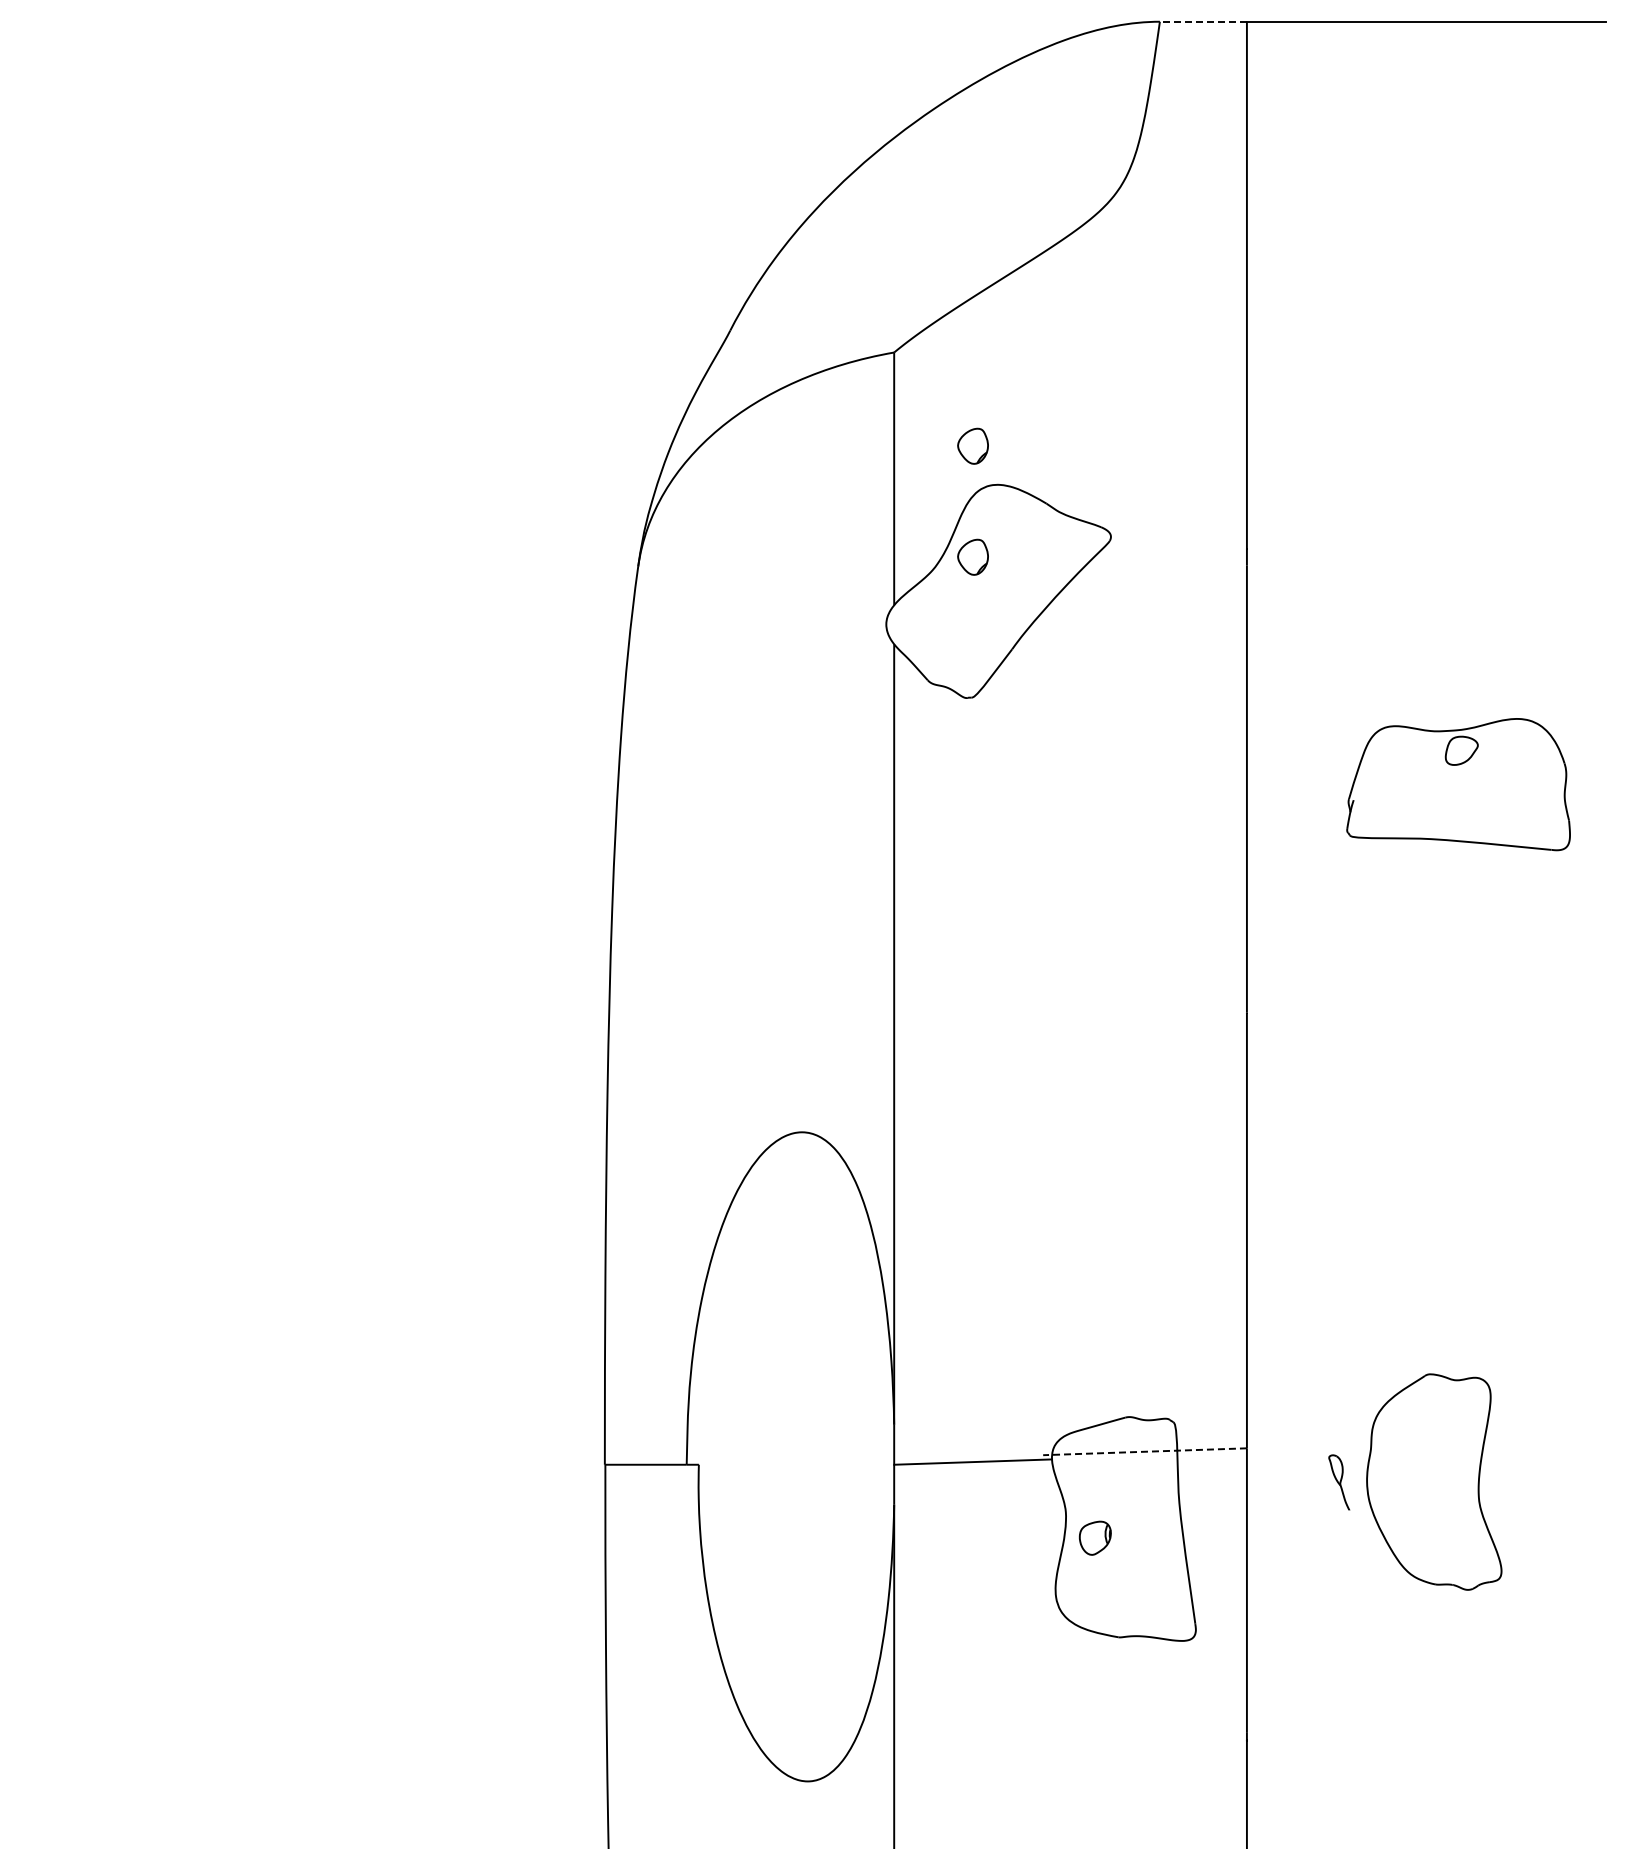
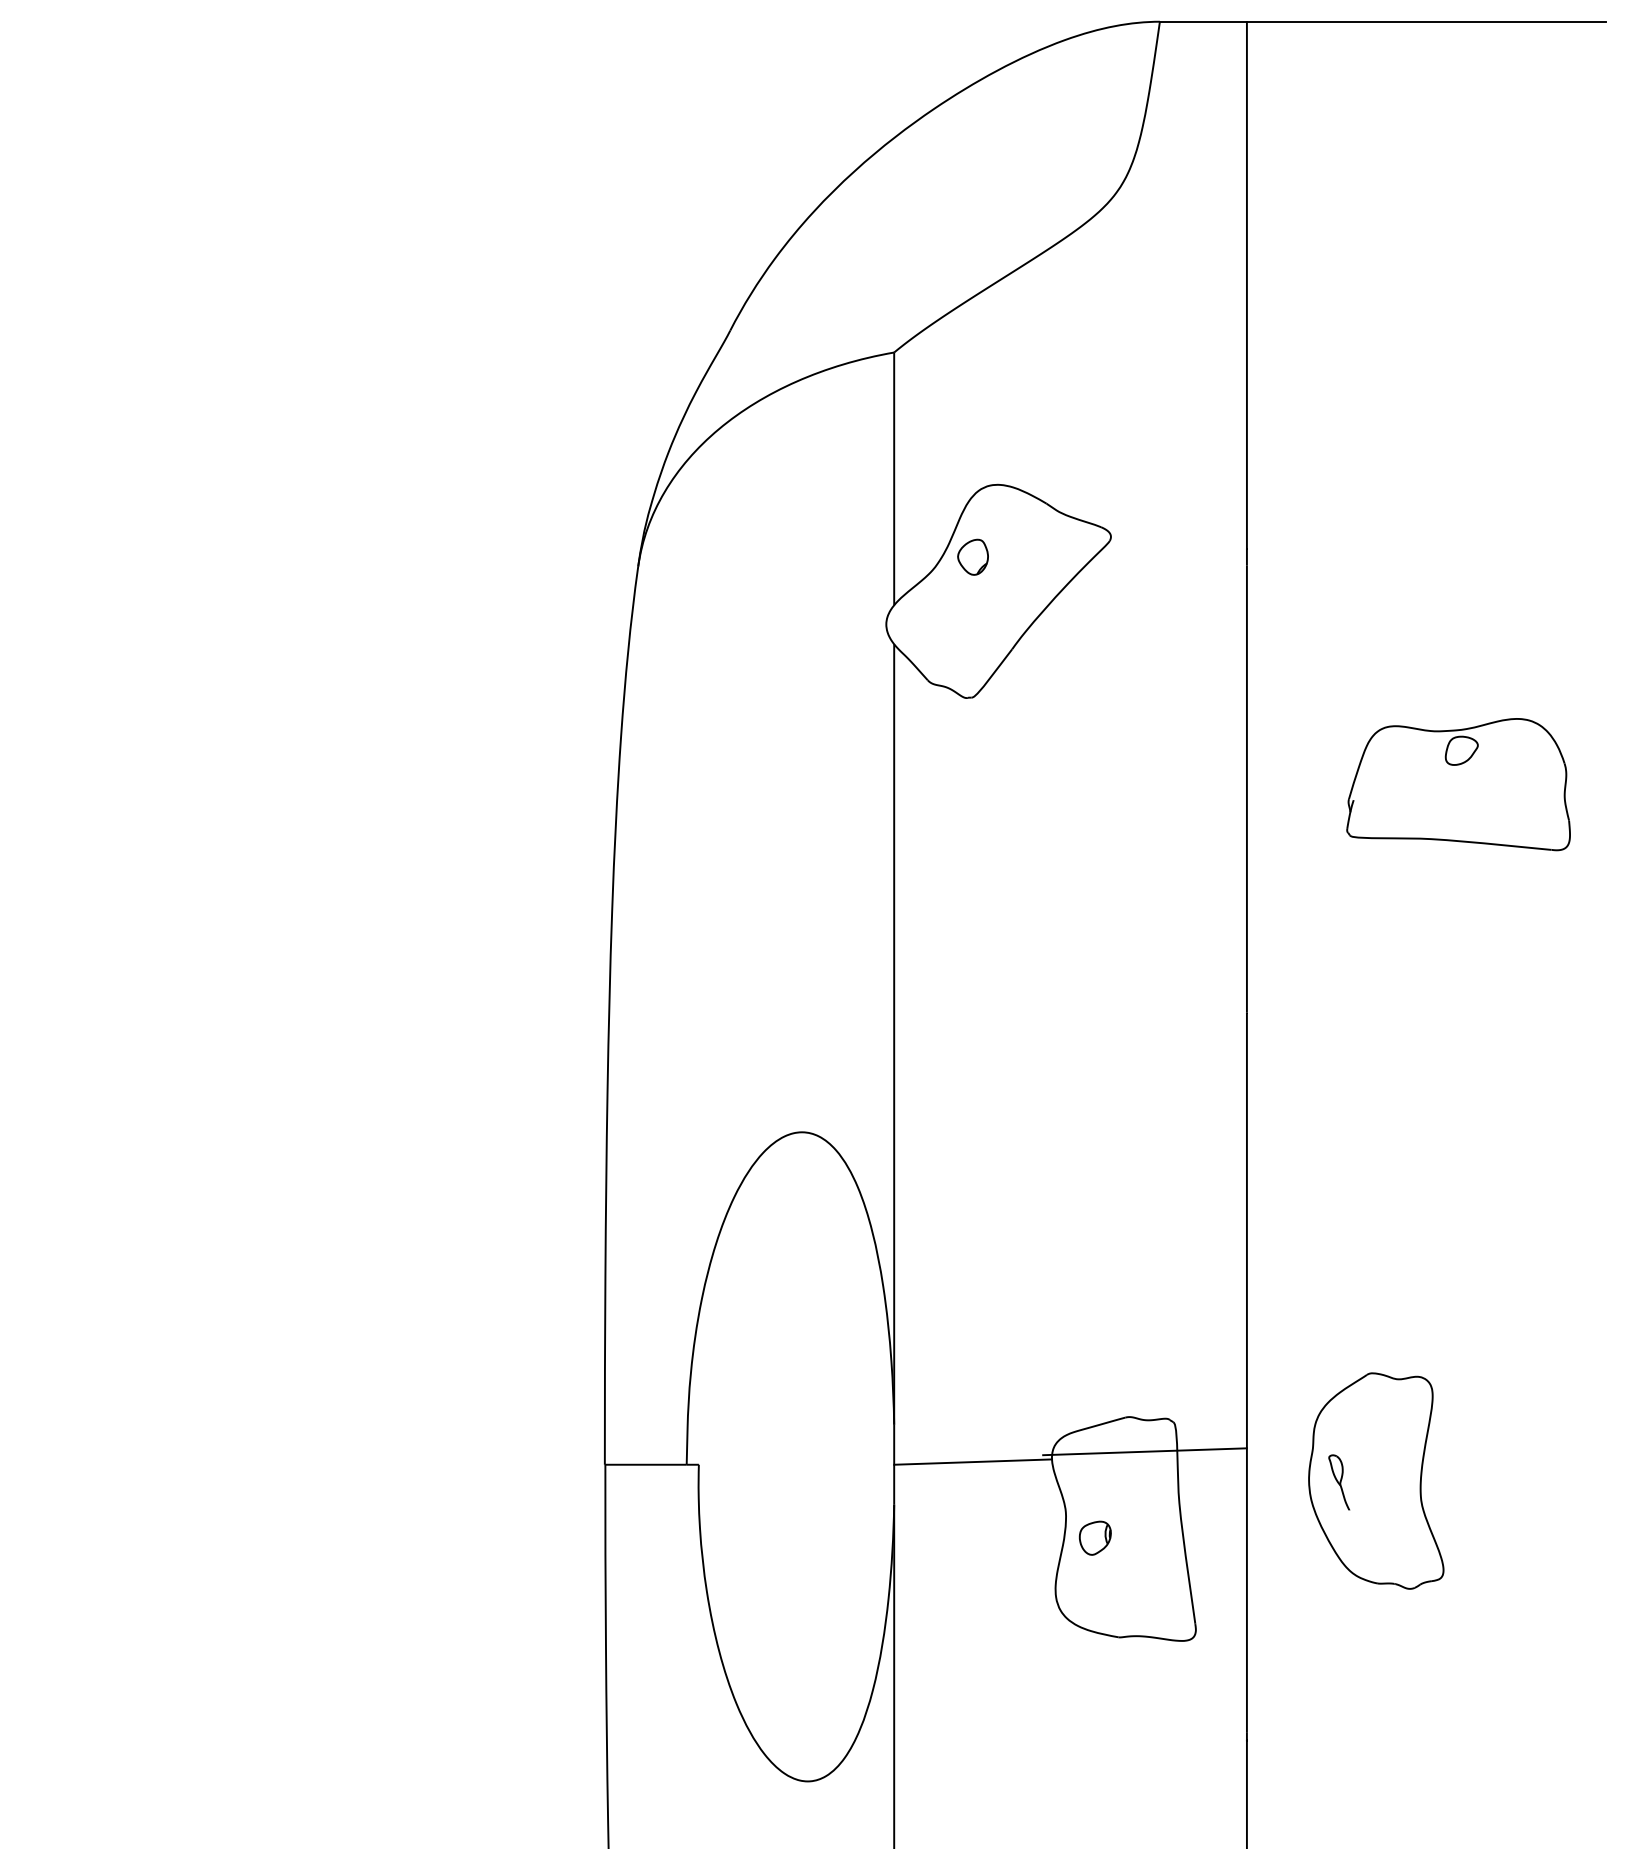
line: dashed -> solid (1203, 21)
part: present -> none (972, 445)
line: dashed -> solid (1145, 1451)
part position: (1434, 1481) -> (1376, 1480) (1376, 1480)
